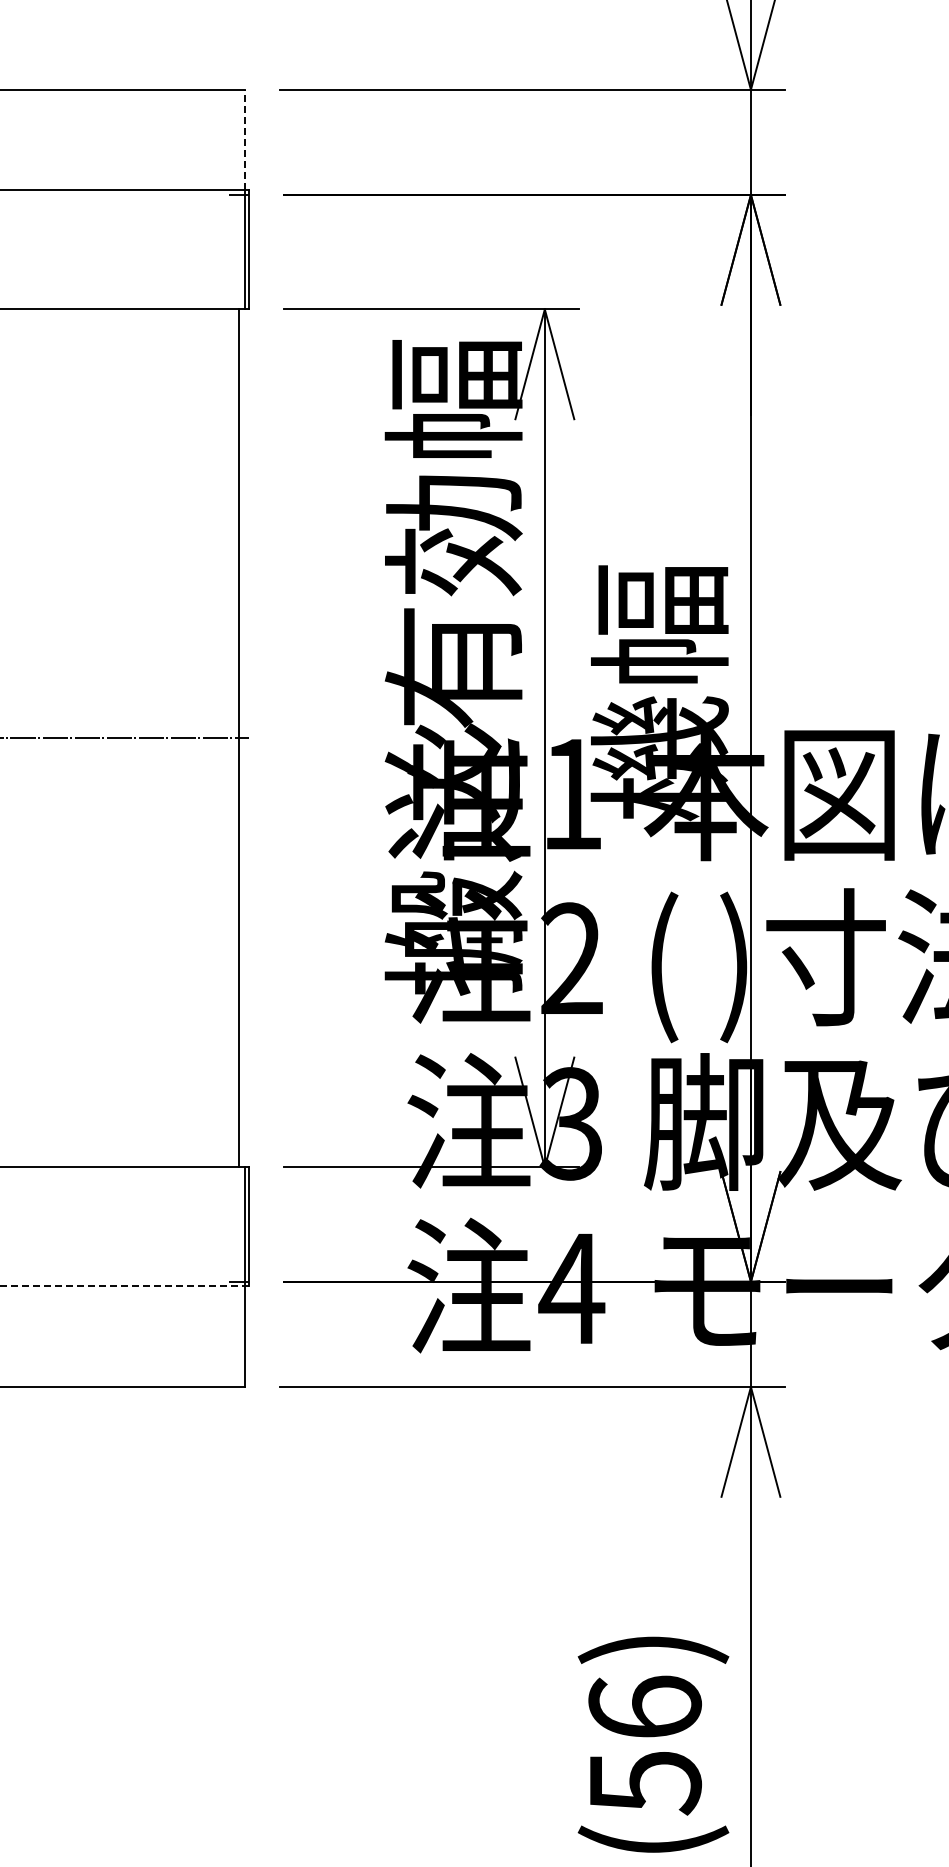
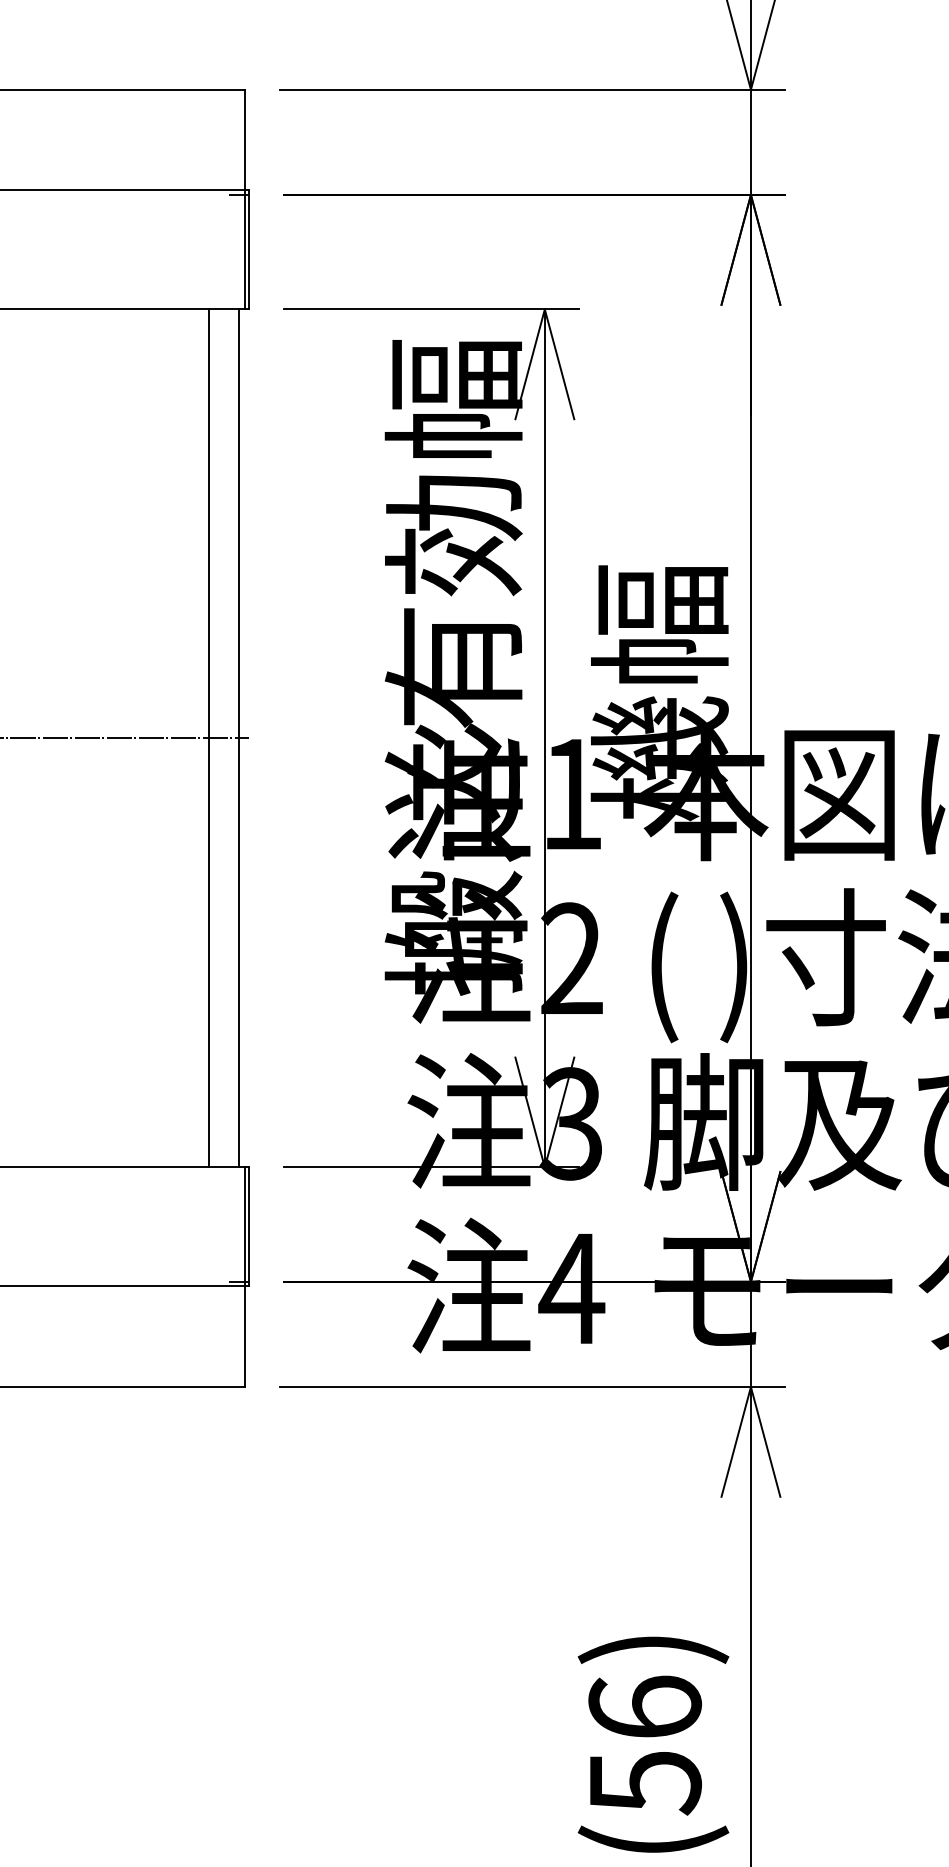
line: dashed -> solid (245, 139)
line: none -> present (209, 738)
line: dashed -> solid (124, 1286)
